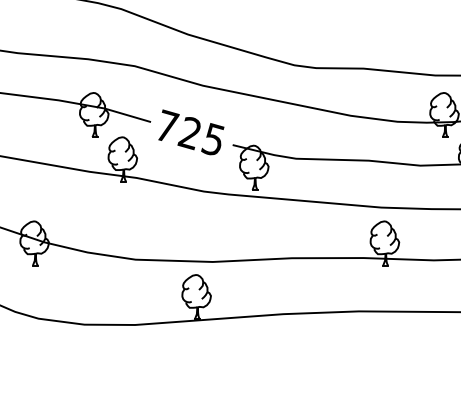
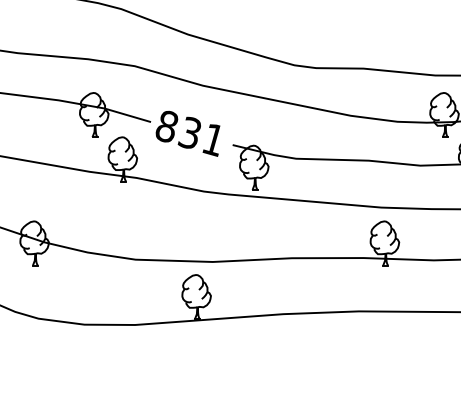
text: 725 -> 831 (189, 132)
